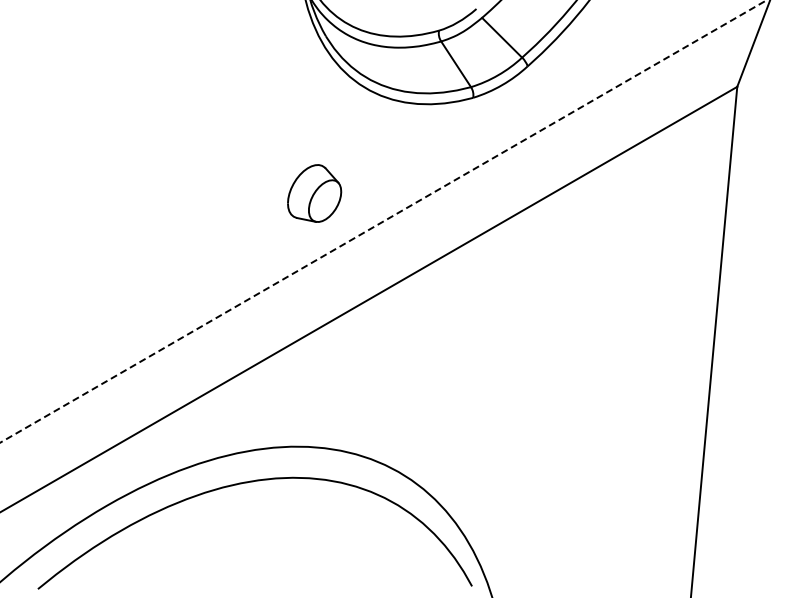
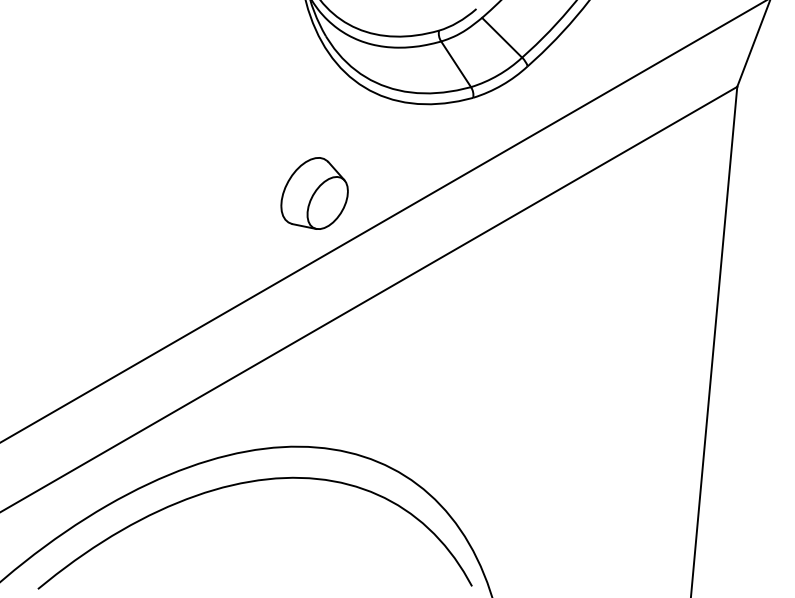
part size: 56x59 px -> 69x73 px (314, 193)
line: dashed -> solid (384, 221)
